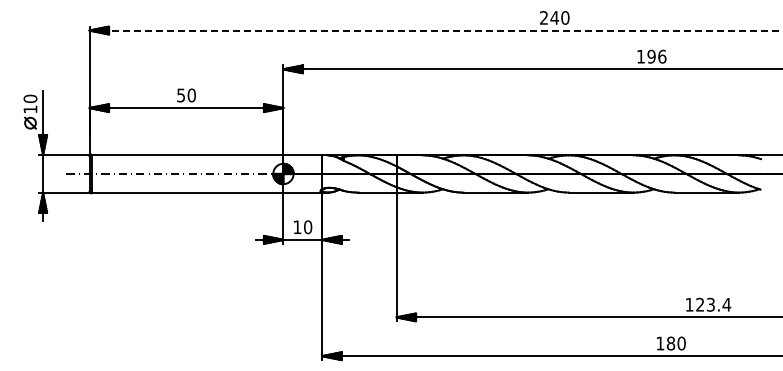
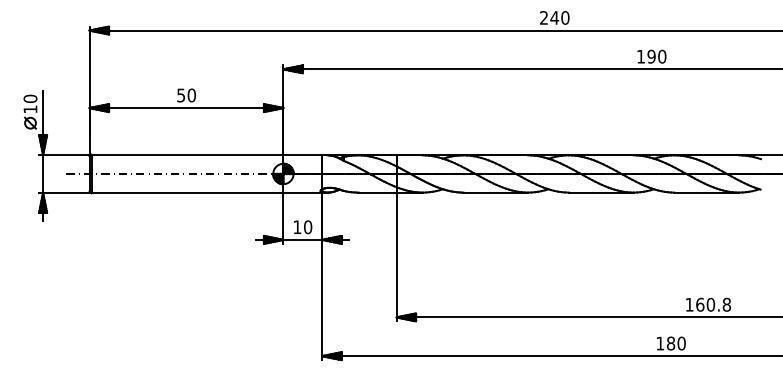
line: dashed -> solid (436, 30)
text: 196 -> 190 (662, 56)
text: 123.4 -> 160.8 (713, 304)
